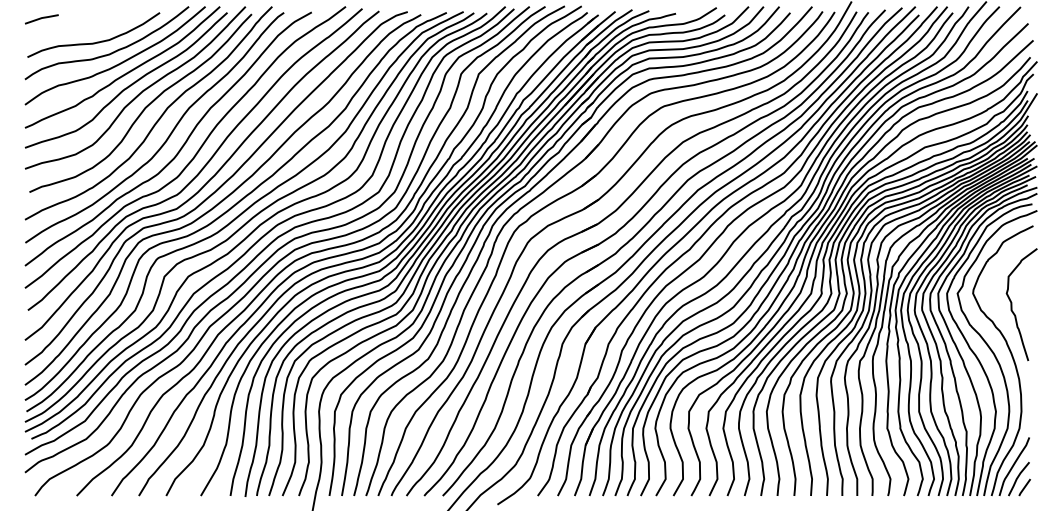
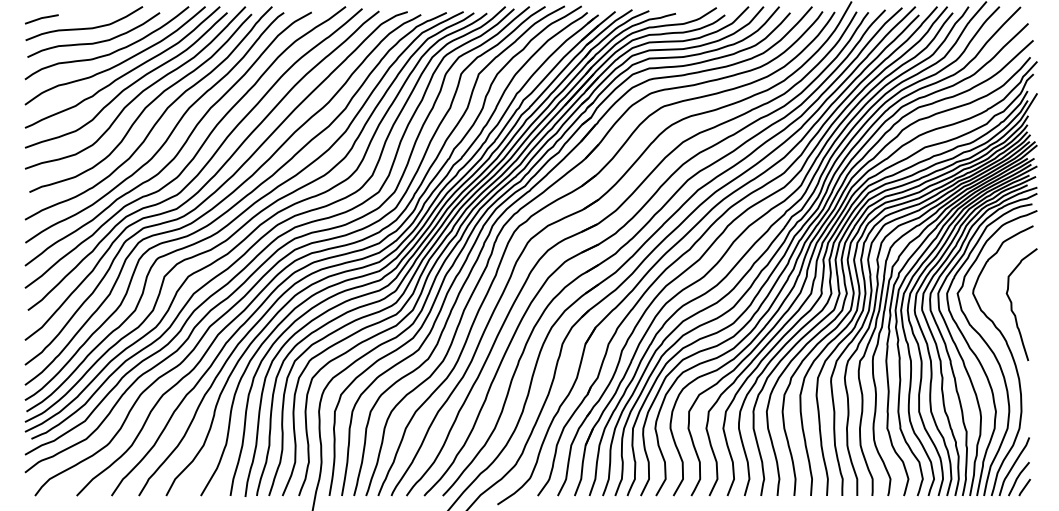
curve: none -> present (85, 27)
